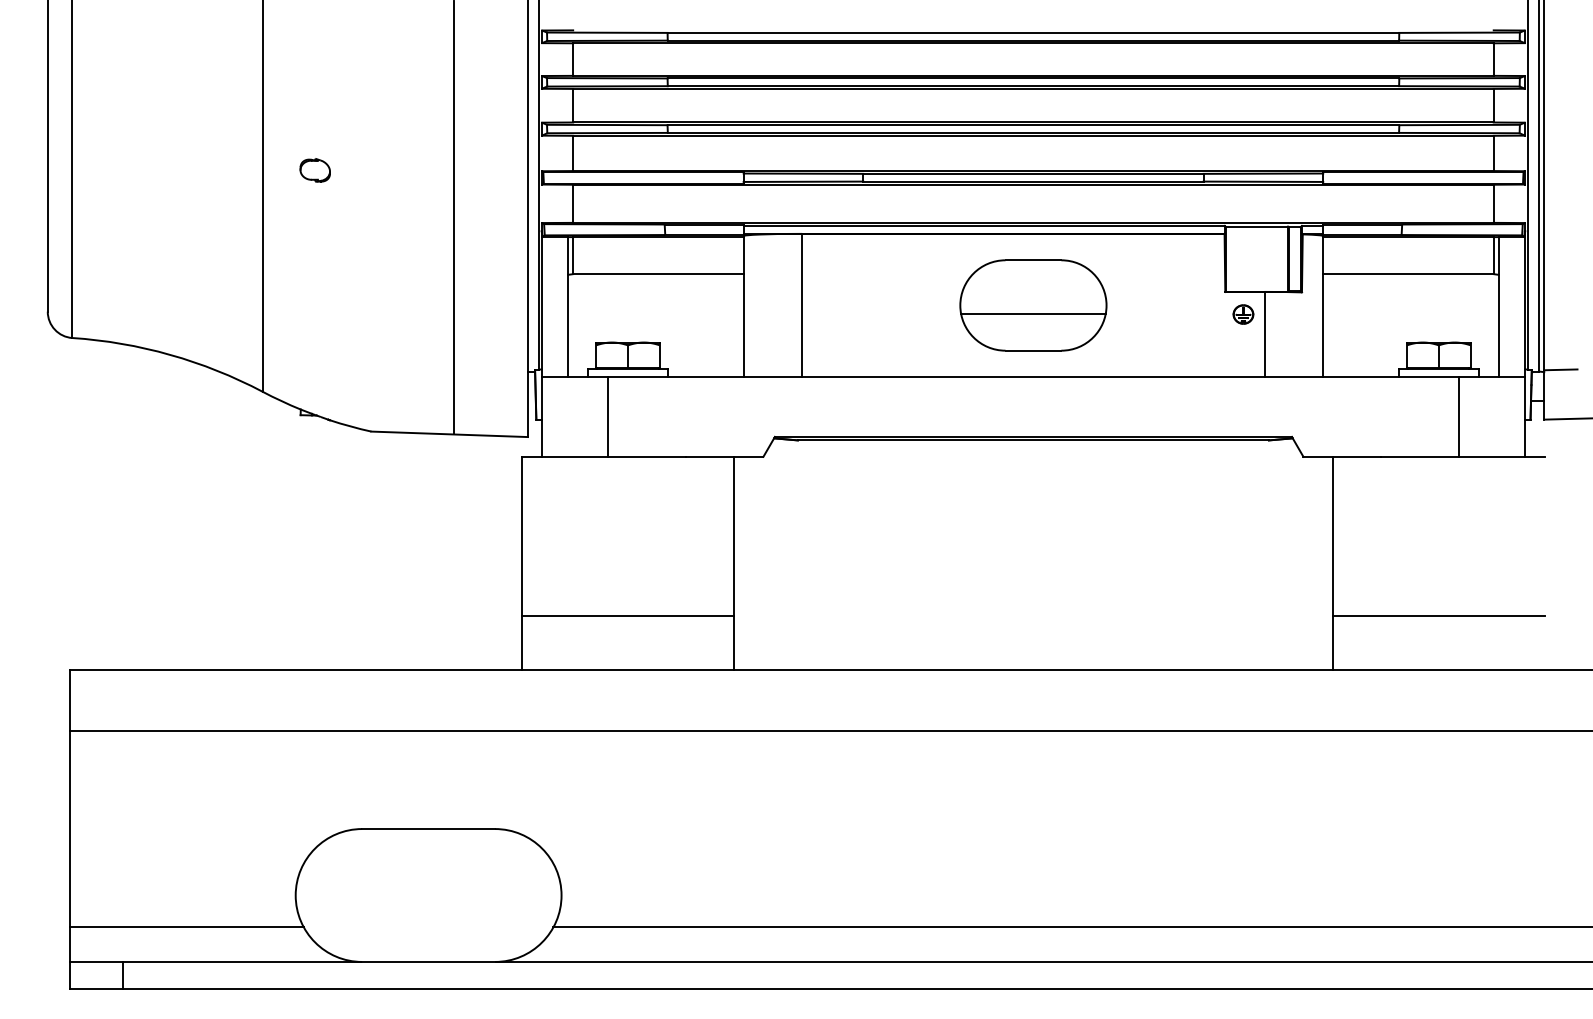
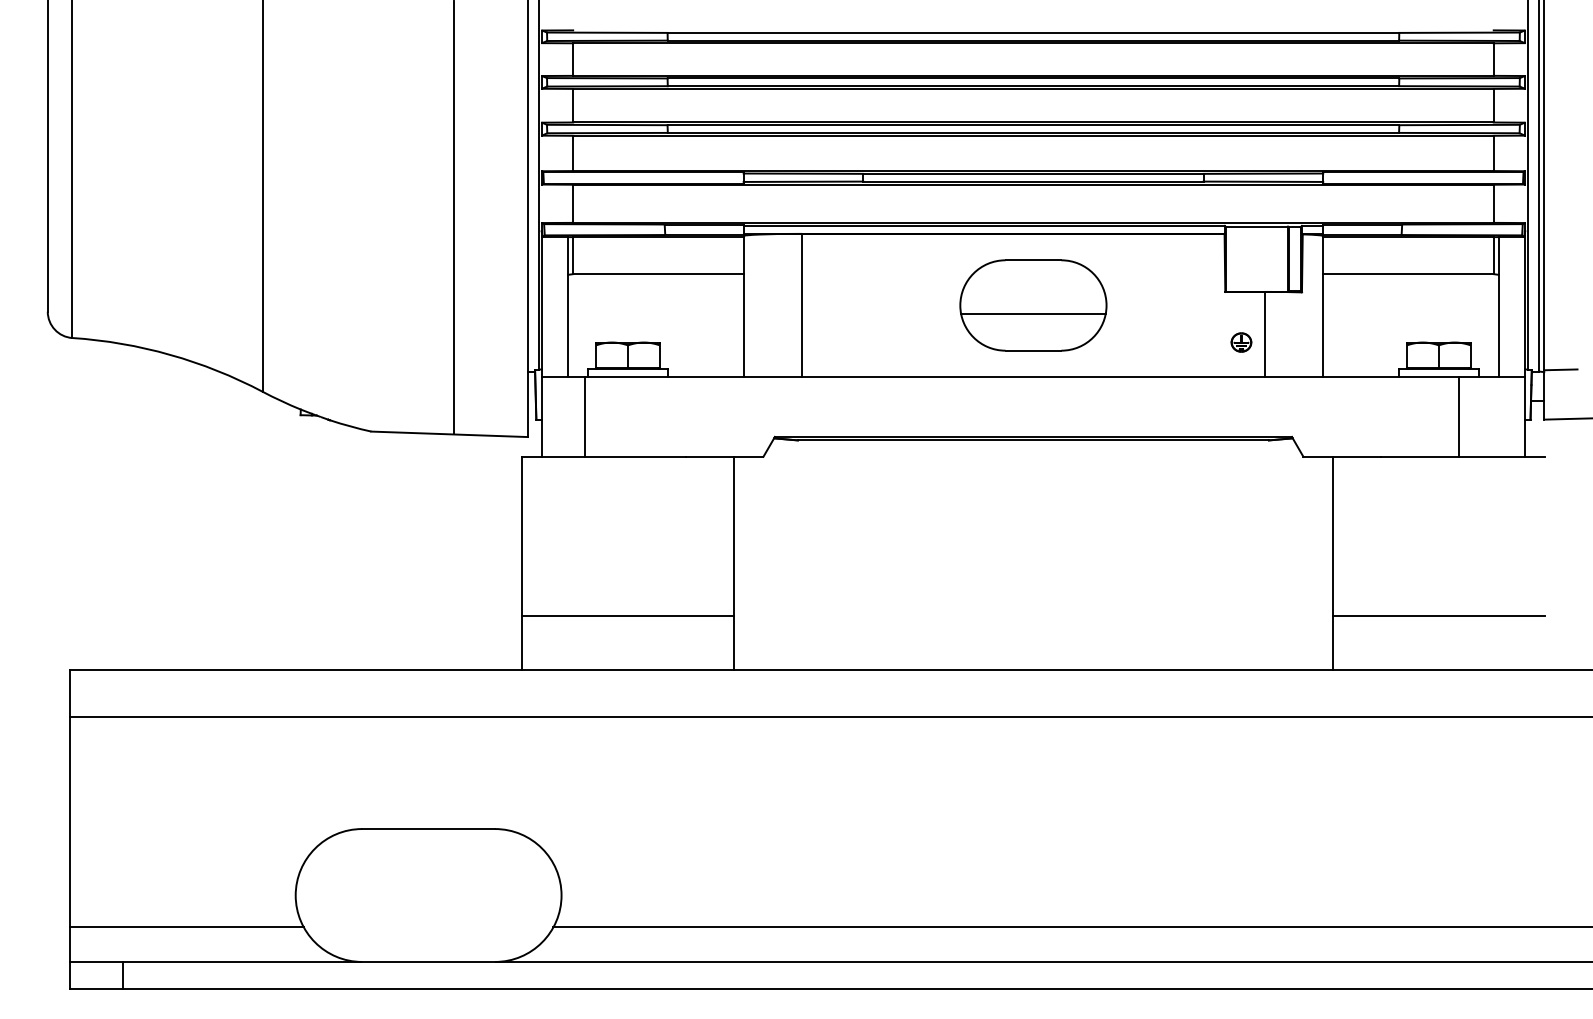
part: present -> none (314, 170)
part position: (1243, 314) -> (1241, 342) (1241, 342)
line position: (608, 416) -> (585, 416) (585, 416)
line position: (829, 730) -> (829, 716) (829, 716)
